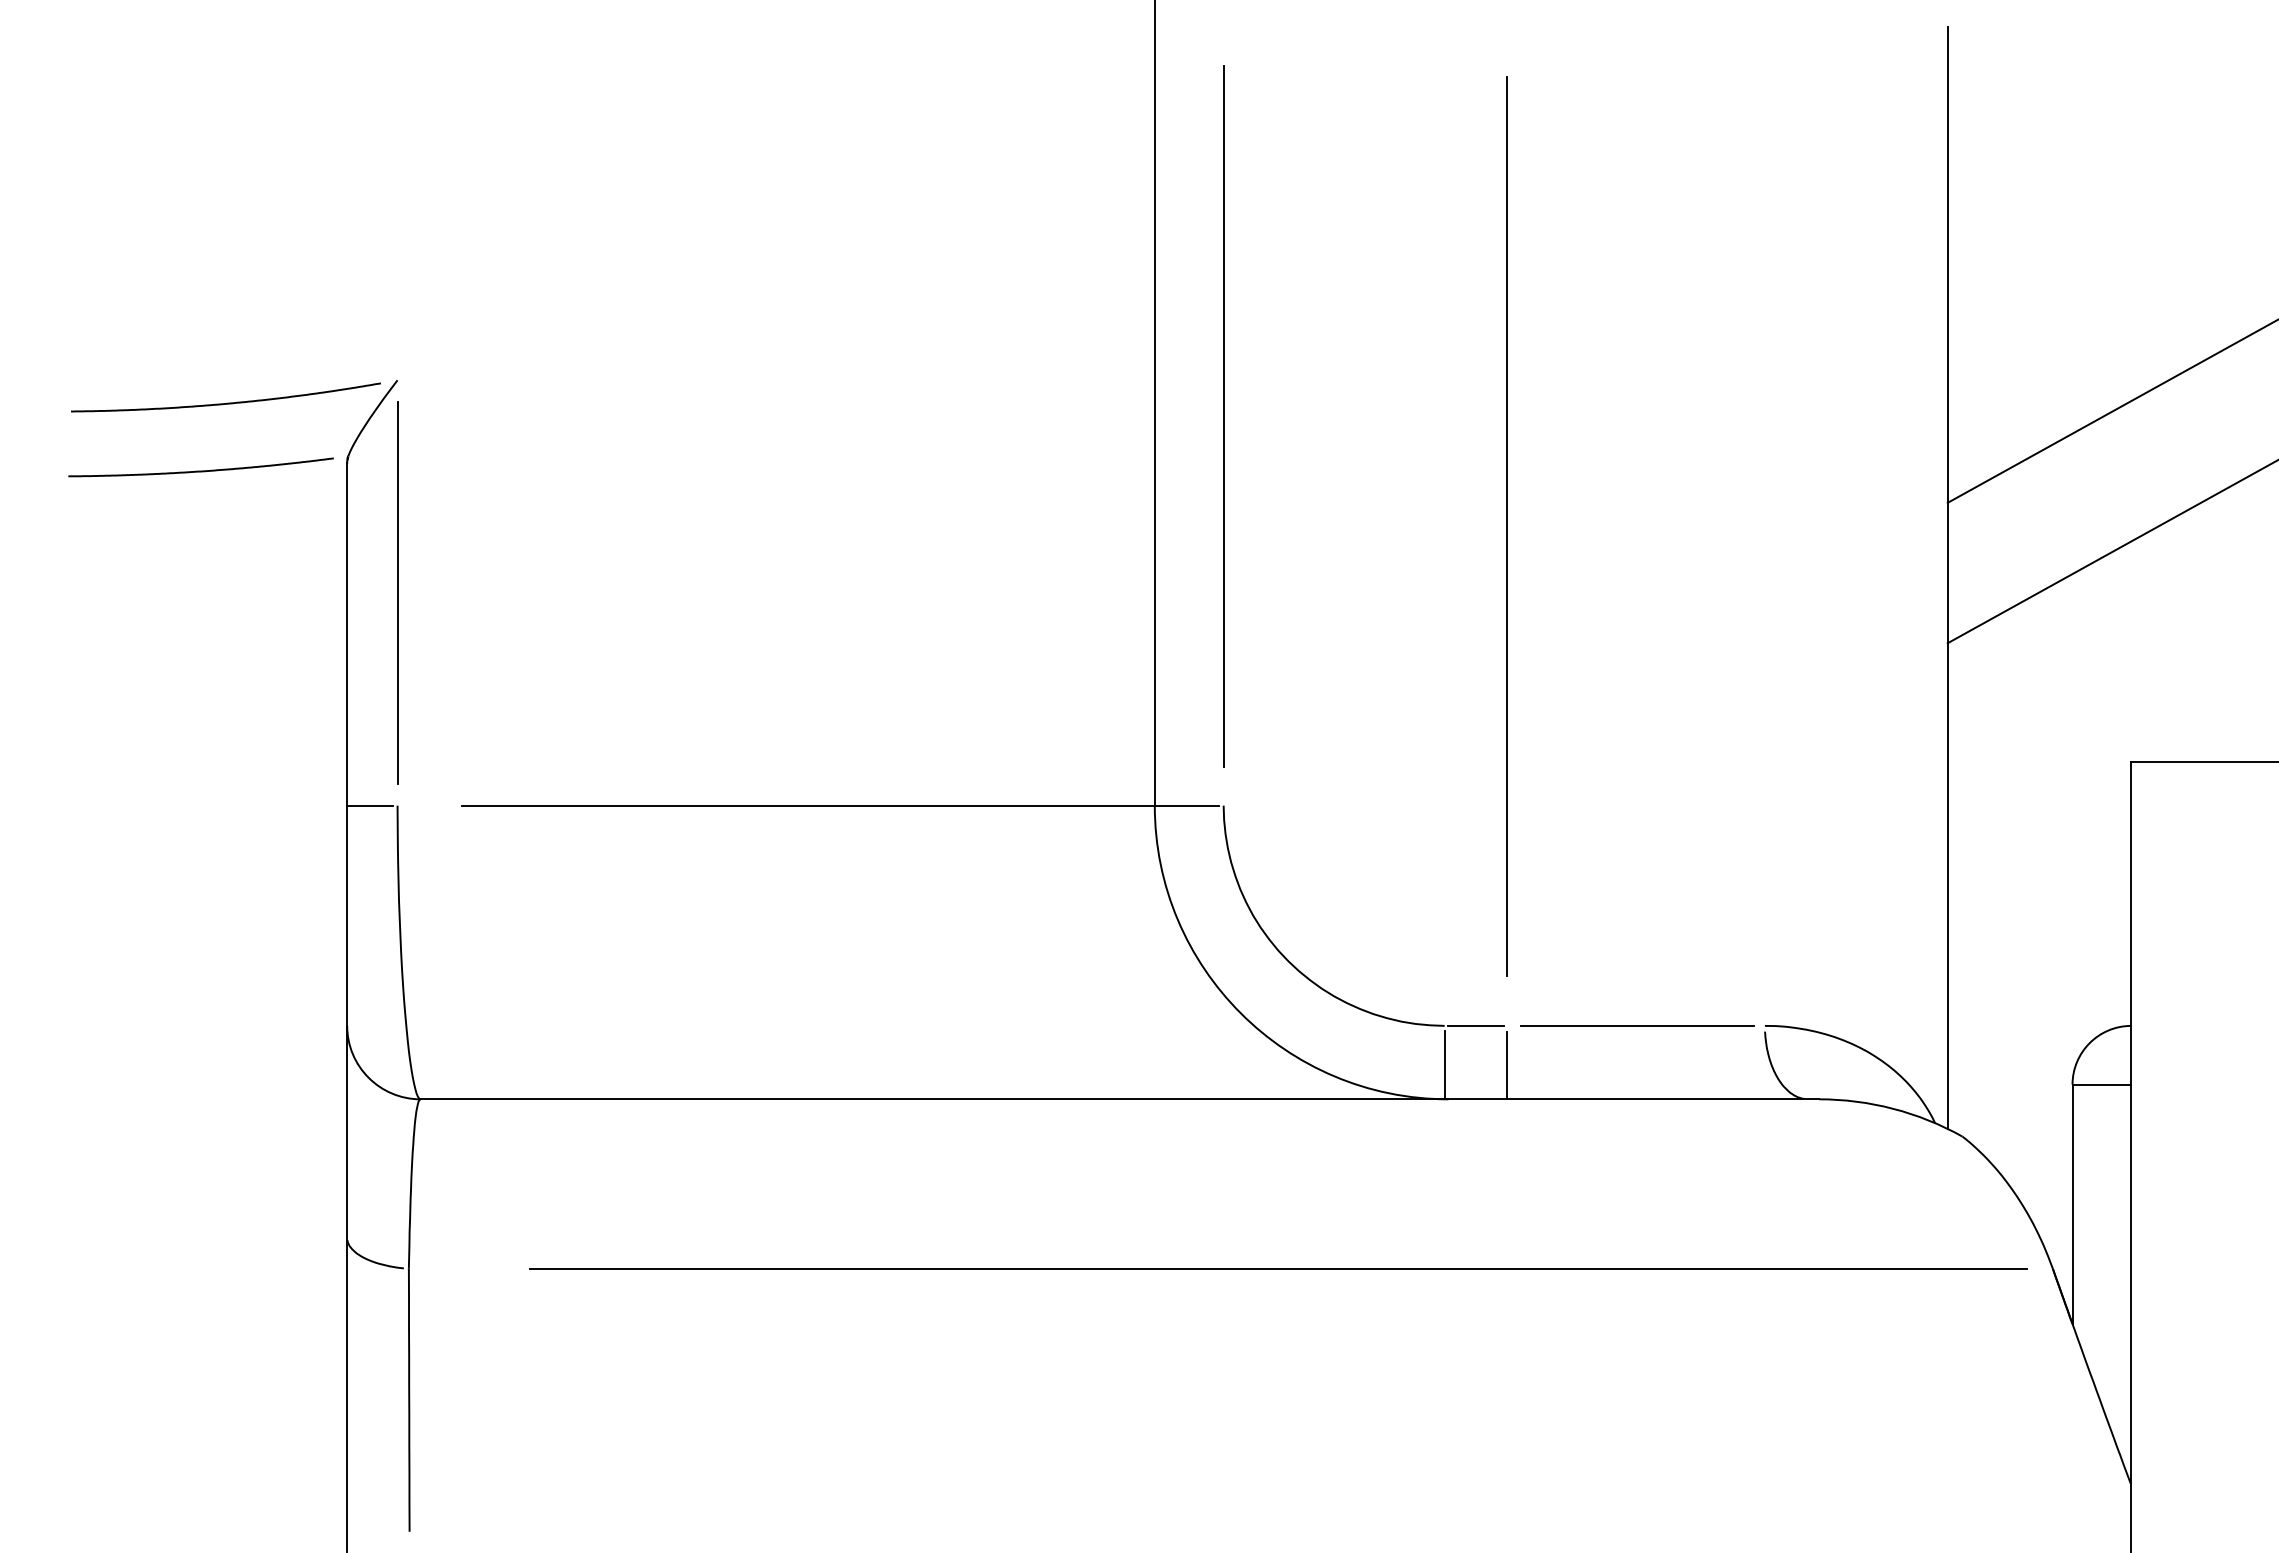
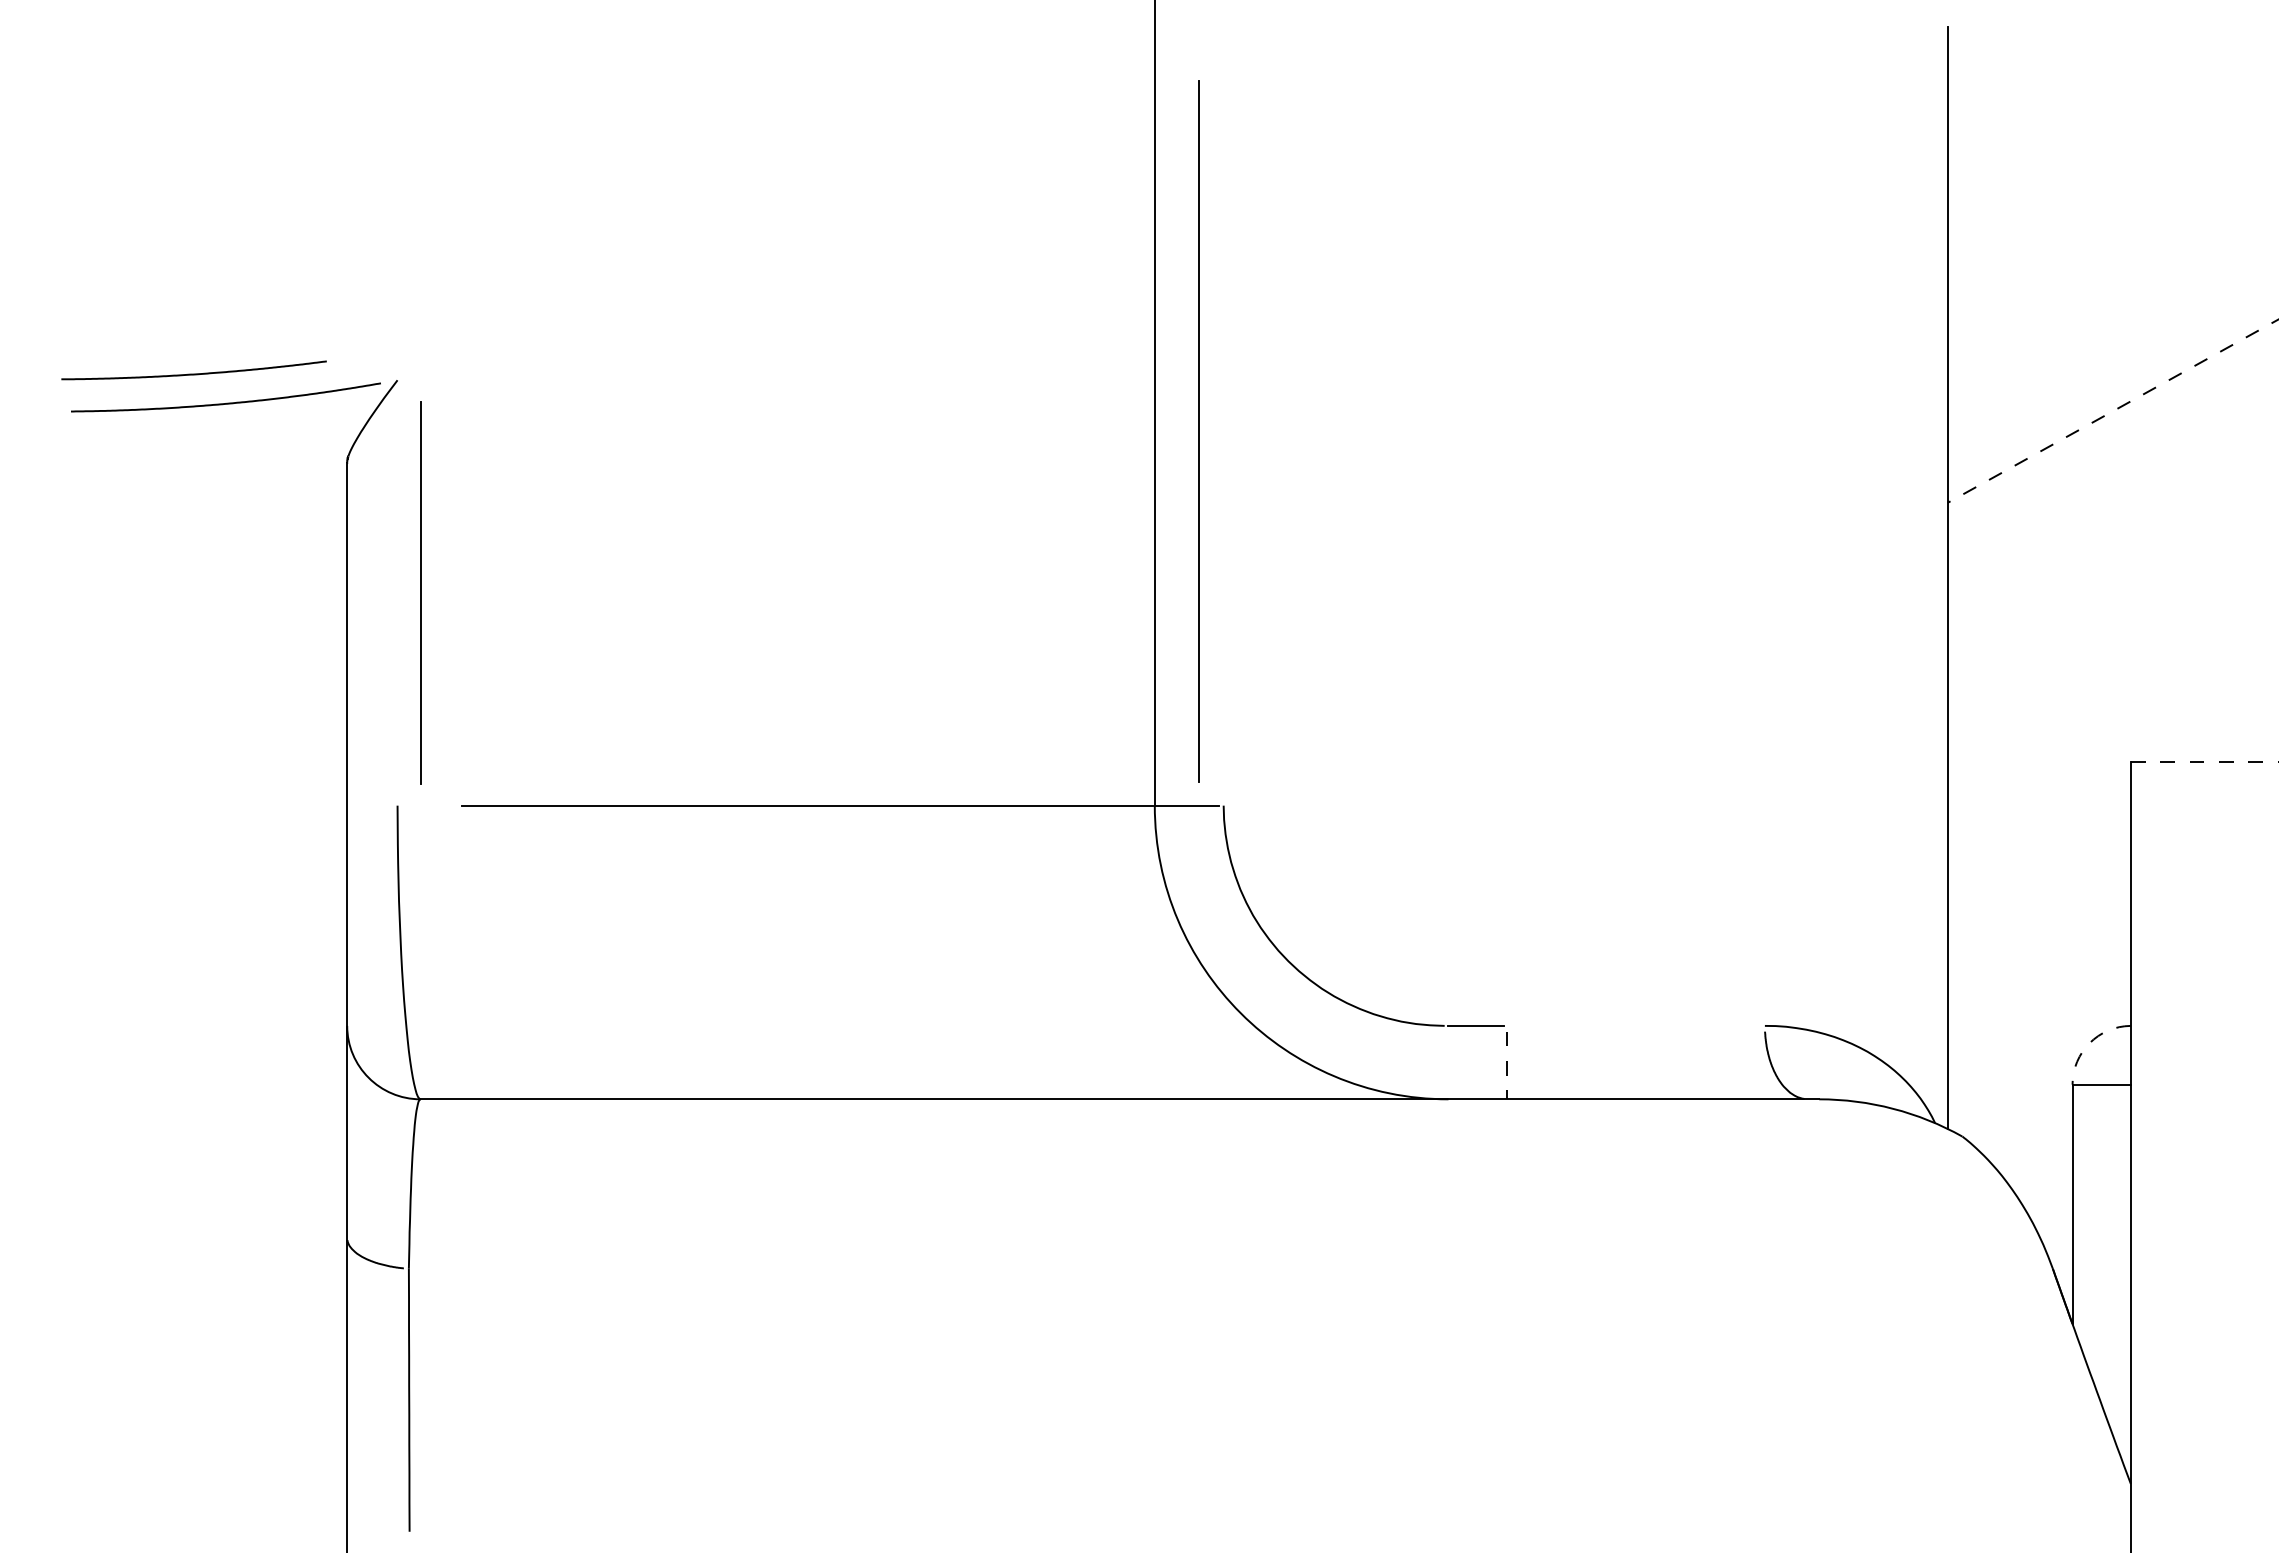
line: solid -> dashed (2113, 411)
line position: (1223, 416) -> (1198, 431) (1198, 431)
curve position: (200, 470) -> (193, 373) (193, 373)
line: present -> none (1507, 526)
line: present -> none (2111, 552)
line position: (397, 592) -> (420, 592) (420, 592)
line: solid -> dashed (2204, 761)
line: present -> none (370, 805)
line: present -> none (1636, 1025)
arc: solid -> dashed (2089, 1043)
line: present -> none (1444, 1064)
line: solid -> dashed (1507, 1065)
line: present -> none (1278, 1268)
